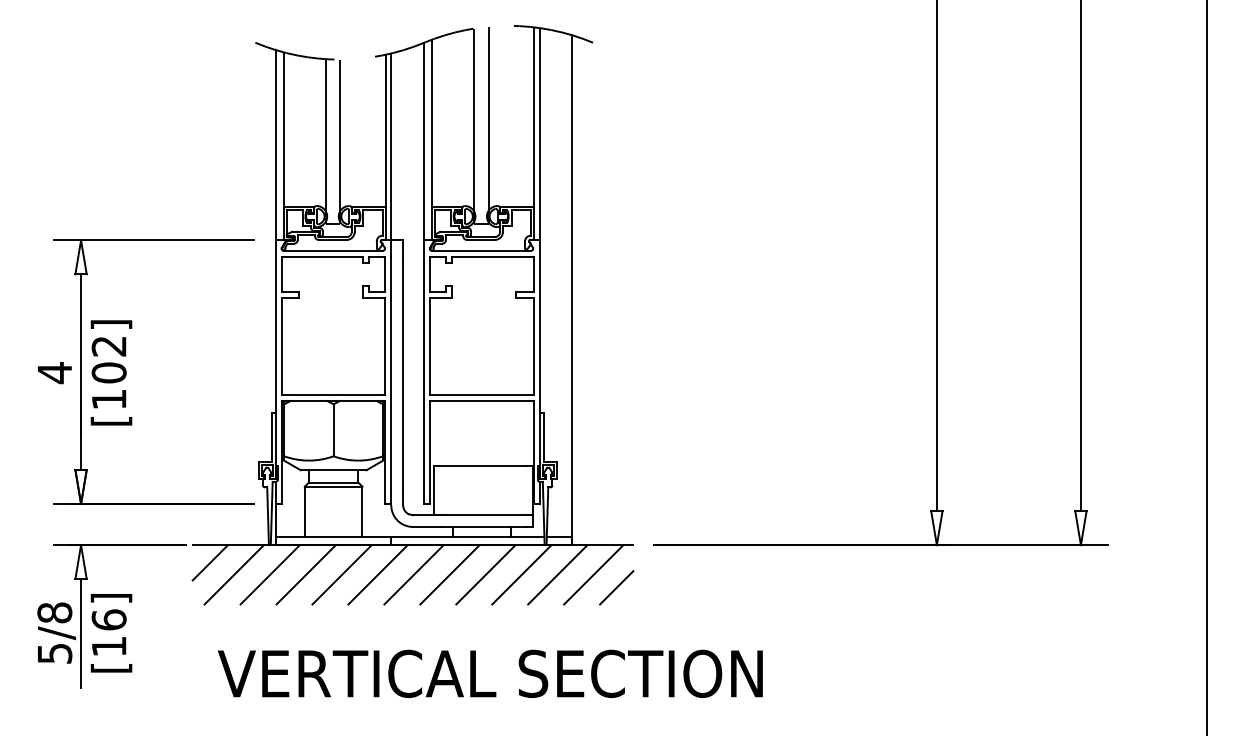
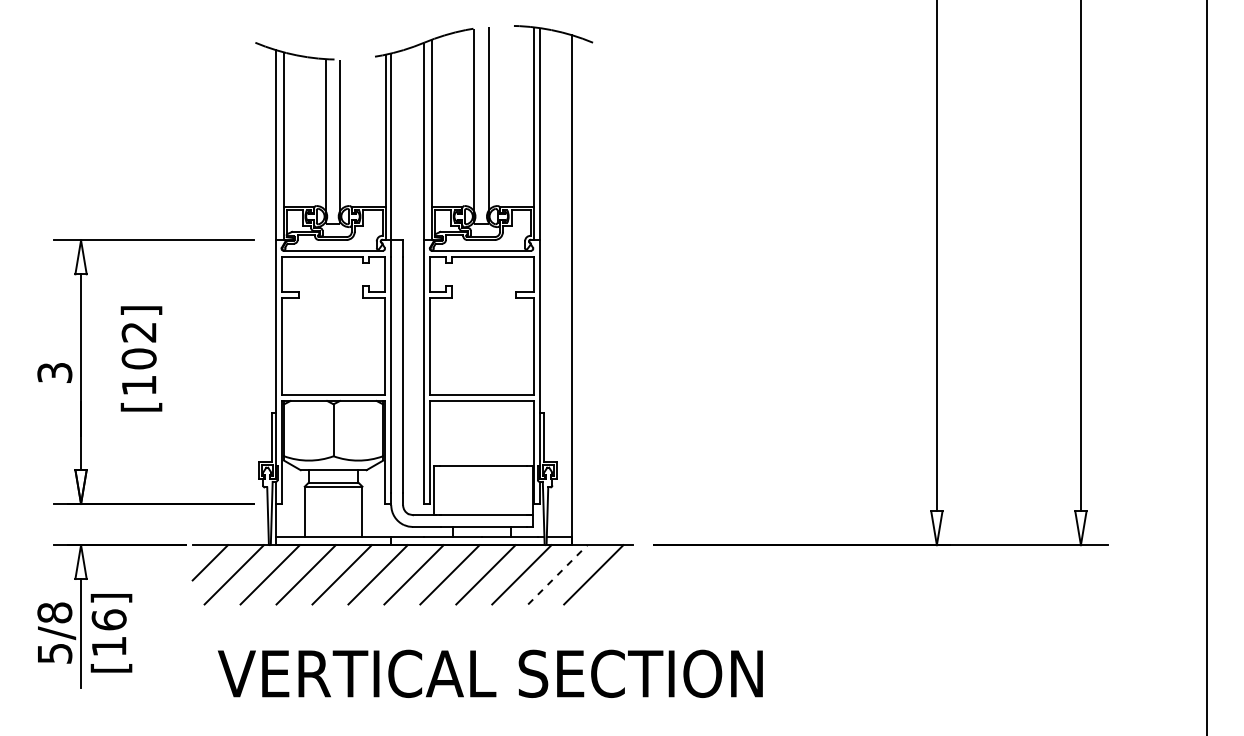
text position: (111, 372) -> (141, 358) (141, 358)
text: 4 -> 3 (54, 373)
line: solid -> dashed (557, 574)
line: present -> none (616, 587)
